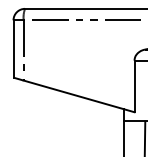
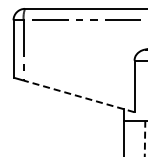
line: solid -> dashed (79, 96)
line: solid -> dashed (145, 139)
